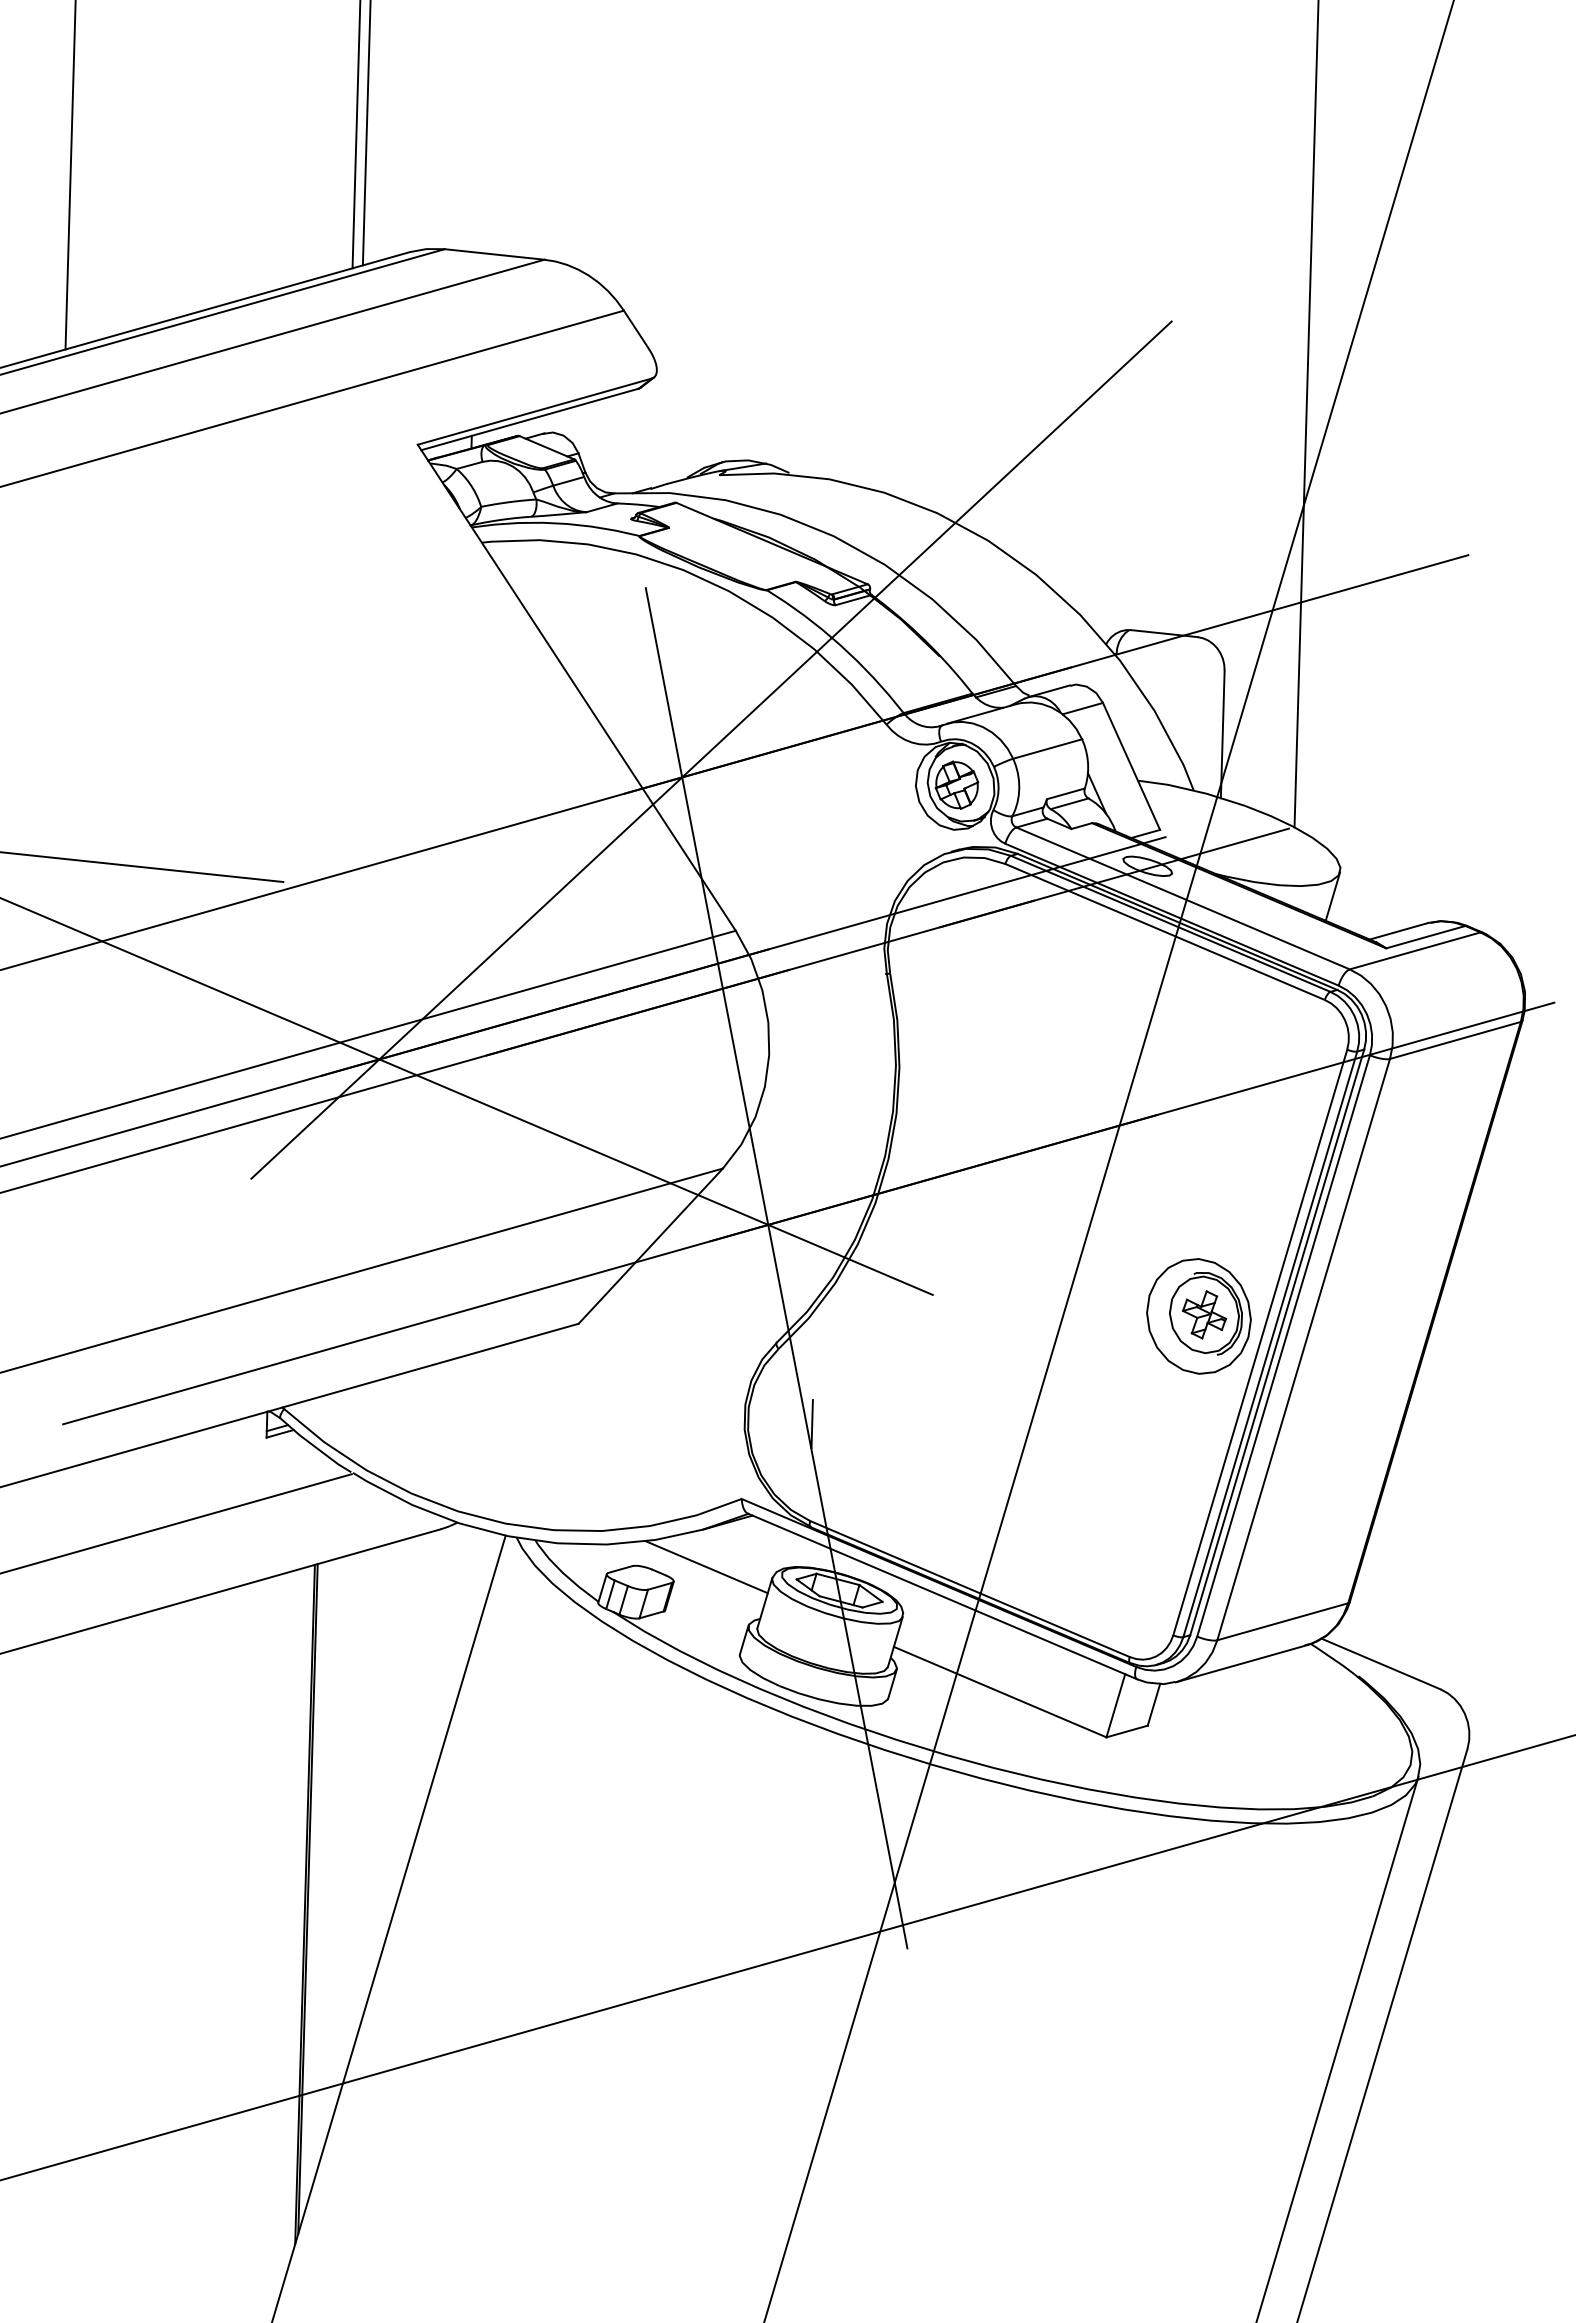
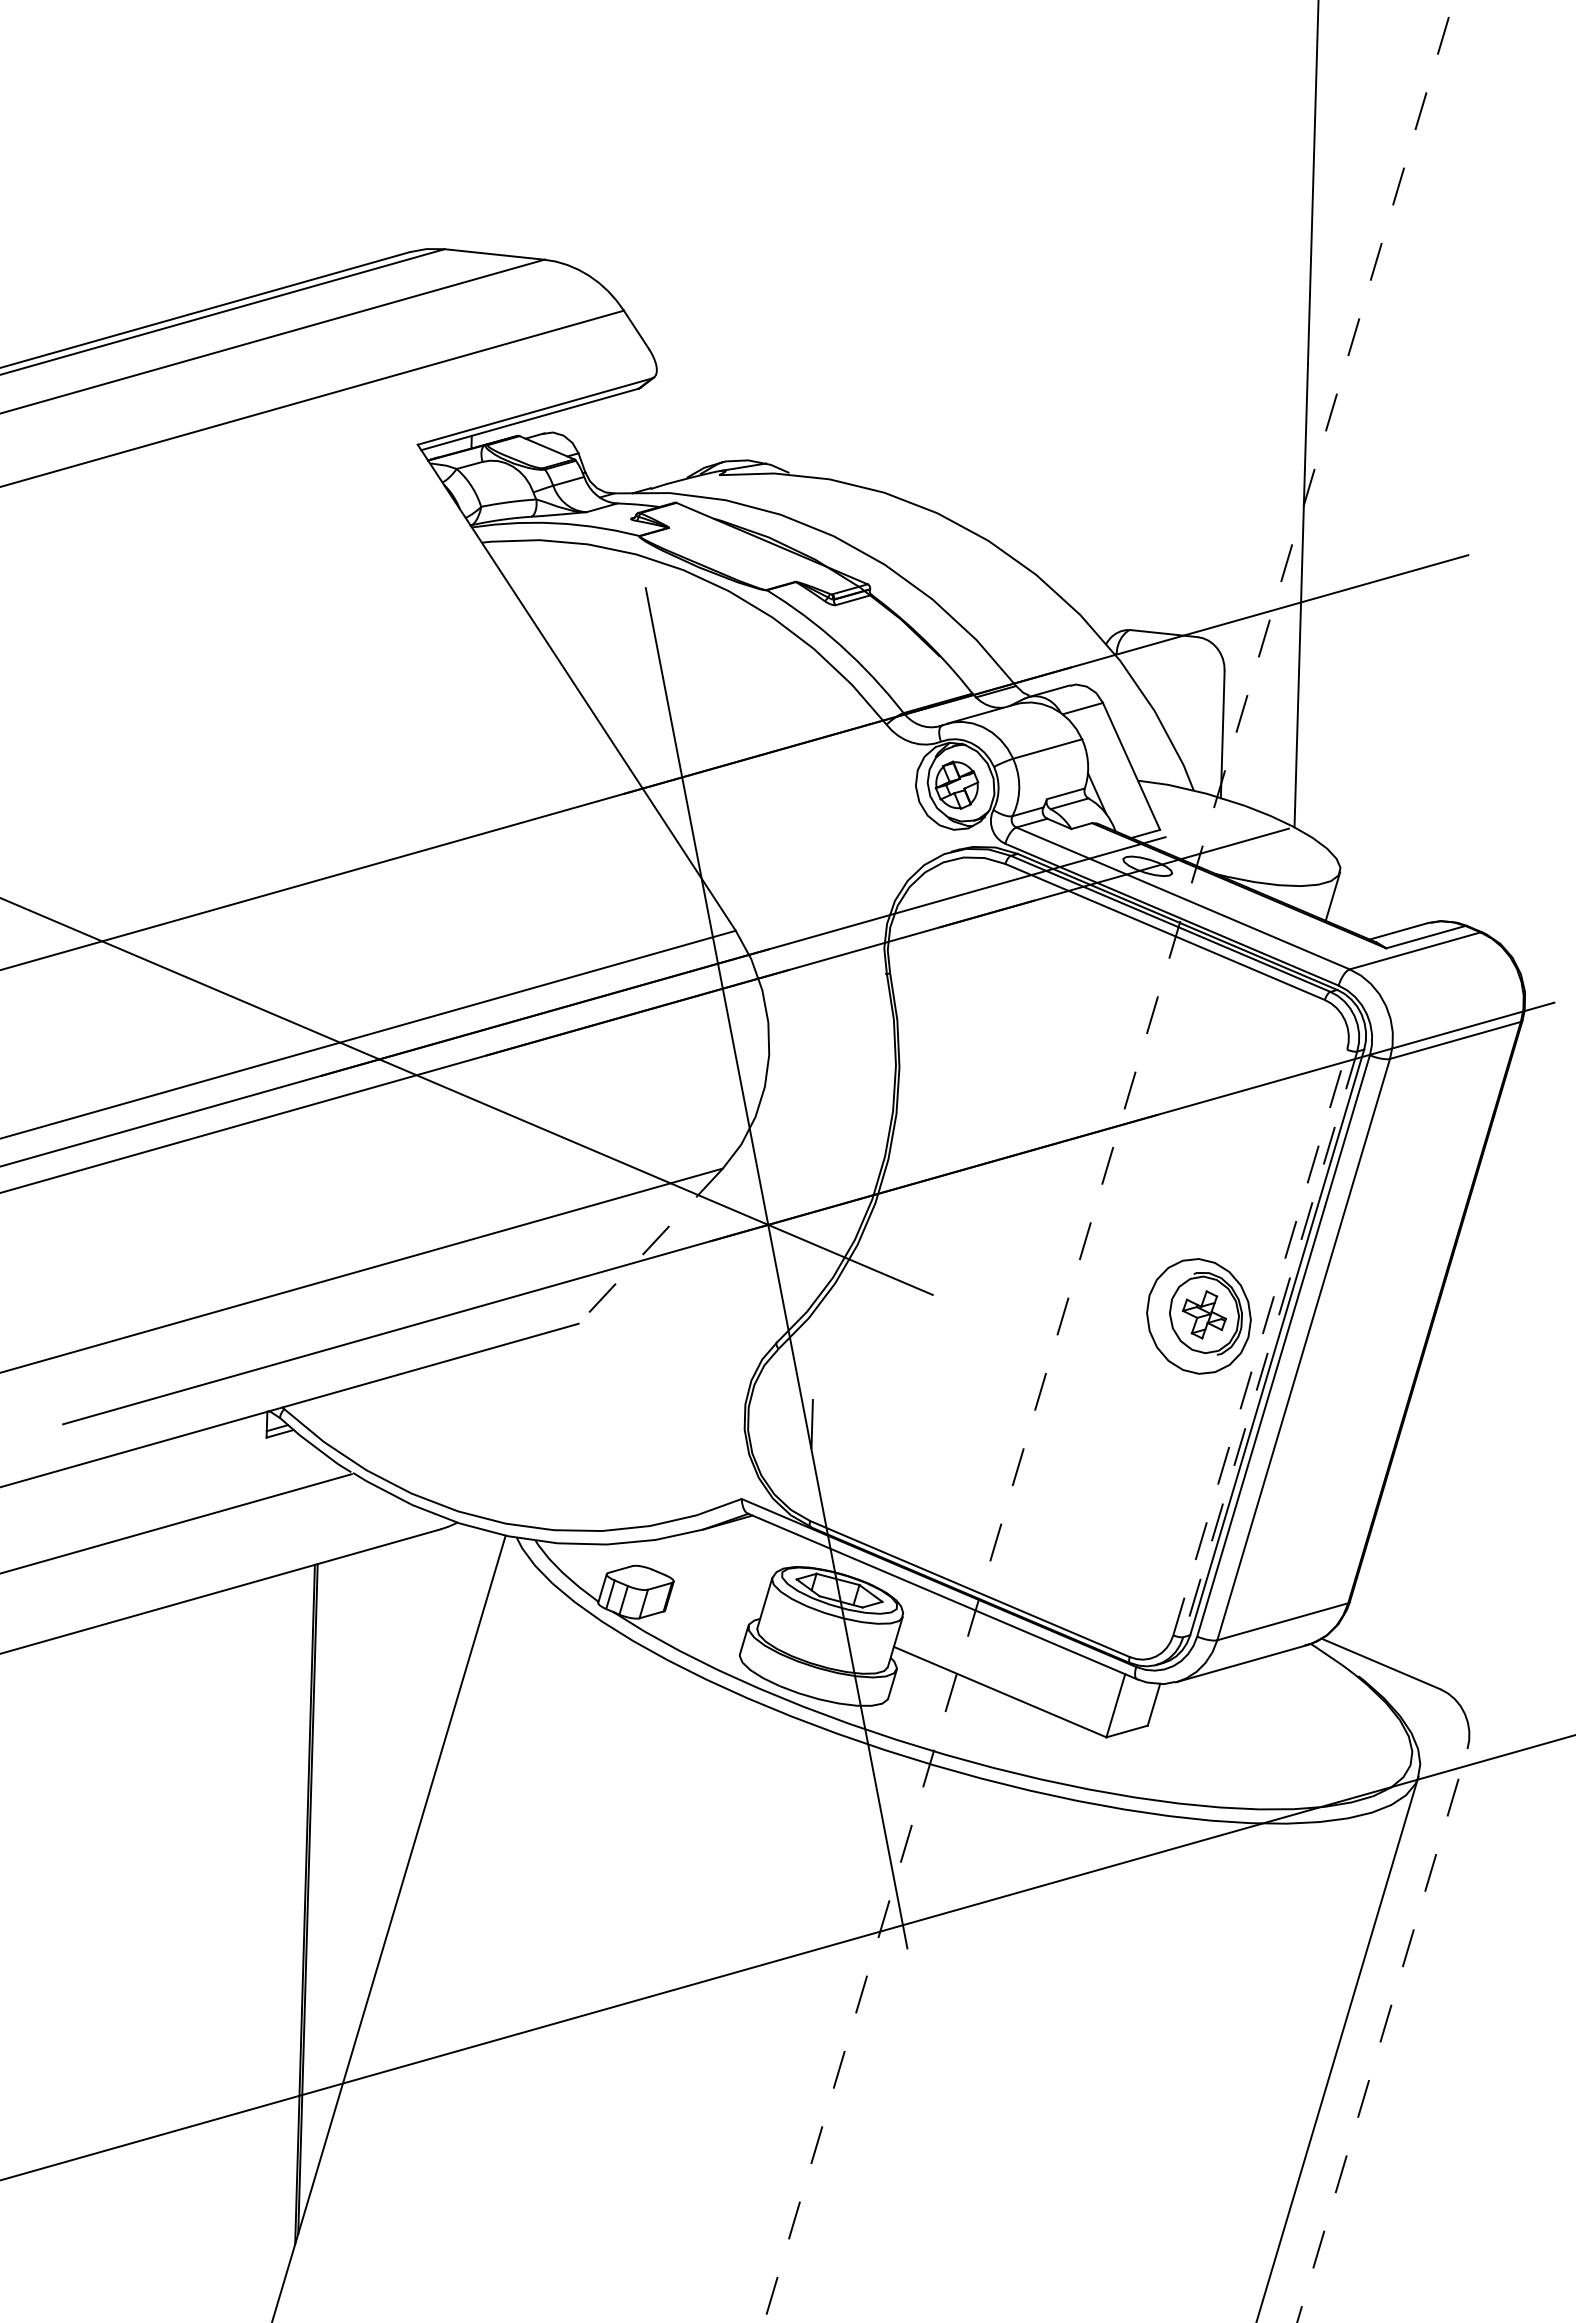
line: present -> none (366, 133)
line: present -> none (356, 135)
line: present -> none (70, 175)
line: present -> none (711, 749)
line: present -> none (142, 867)
line: solid -> dashed (1109, 1161)
line: solid -> dashed (650, 1246)
line: solid -> dashed (1260, 1342)
line: solid -> dashed (1270, 1344)
line: present -> none (706, 1567)
line: solid -> dashed (1382, 2035)
